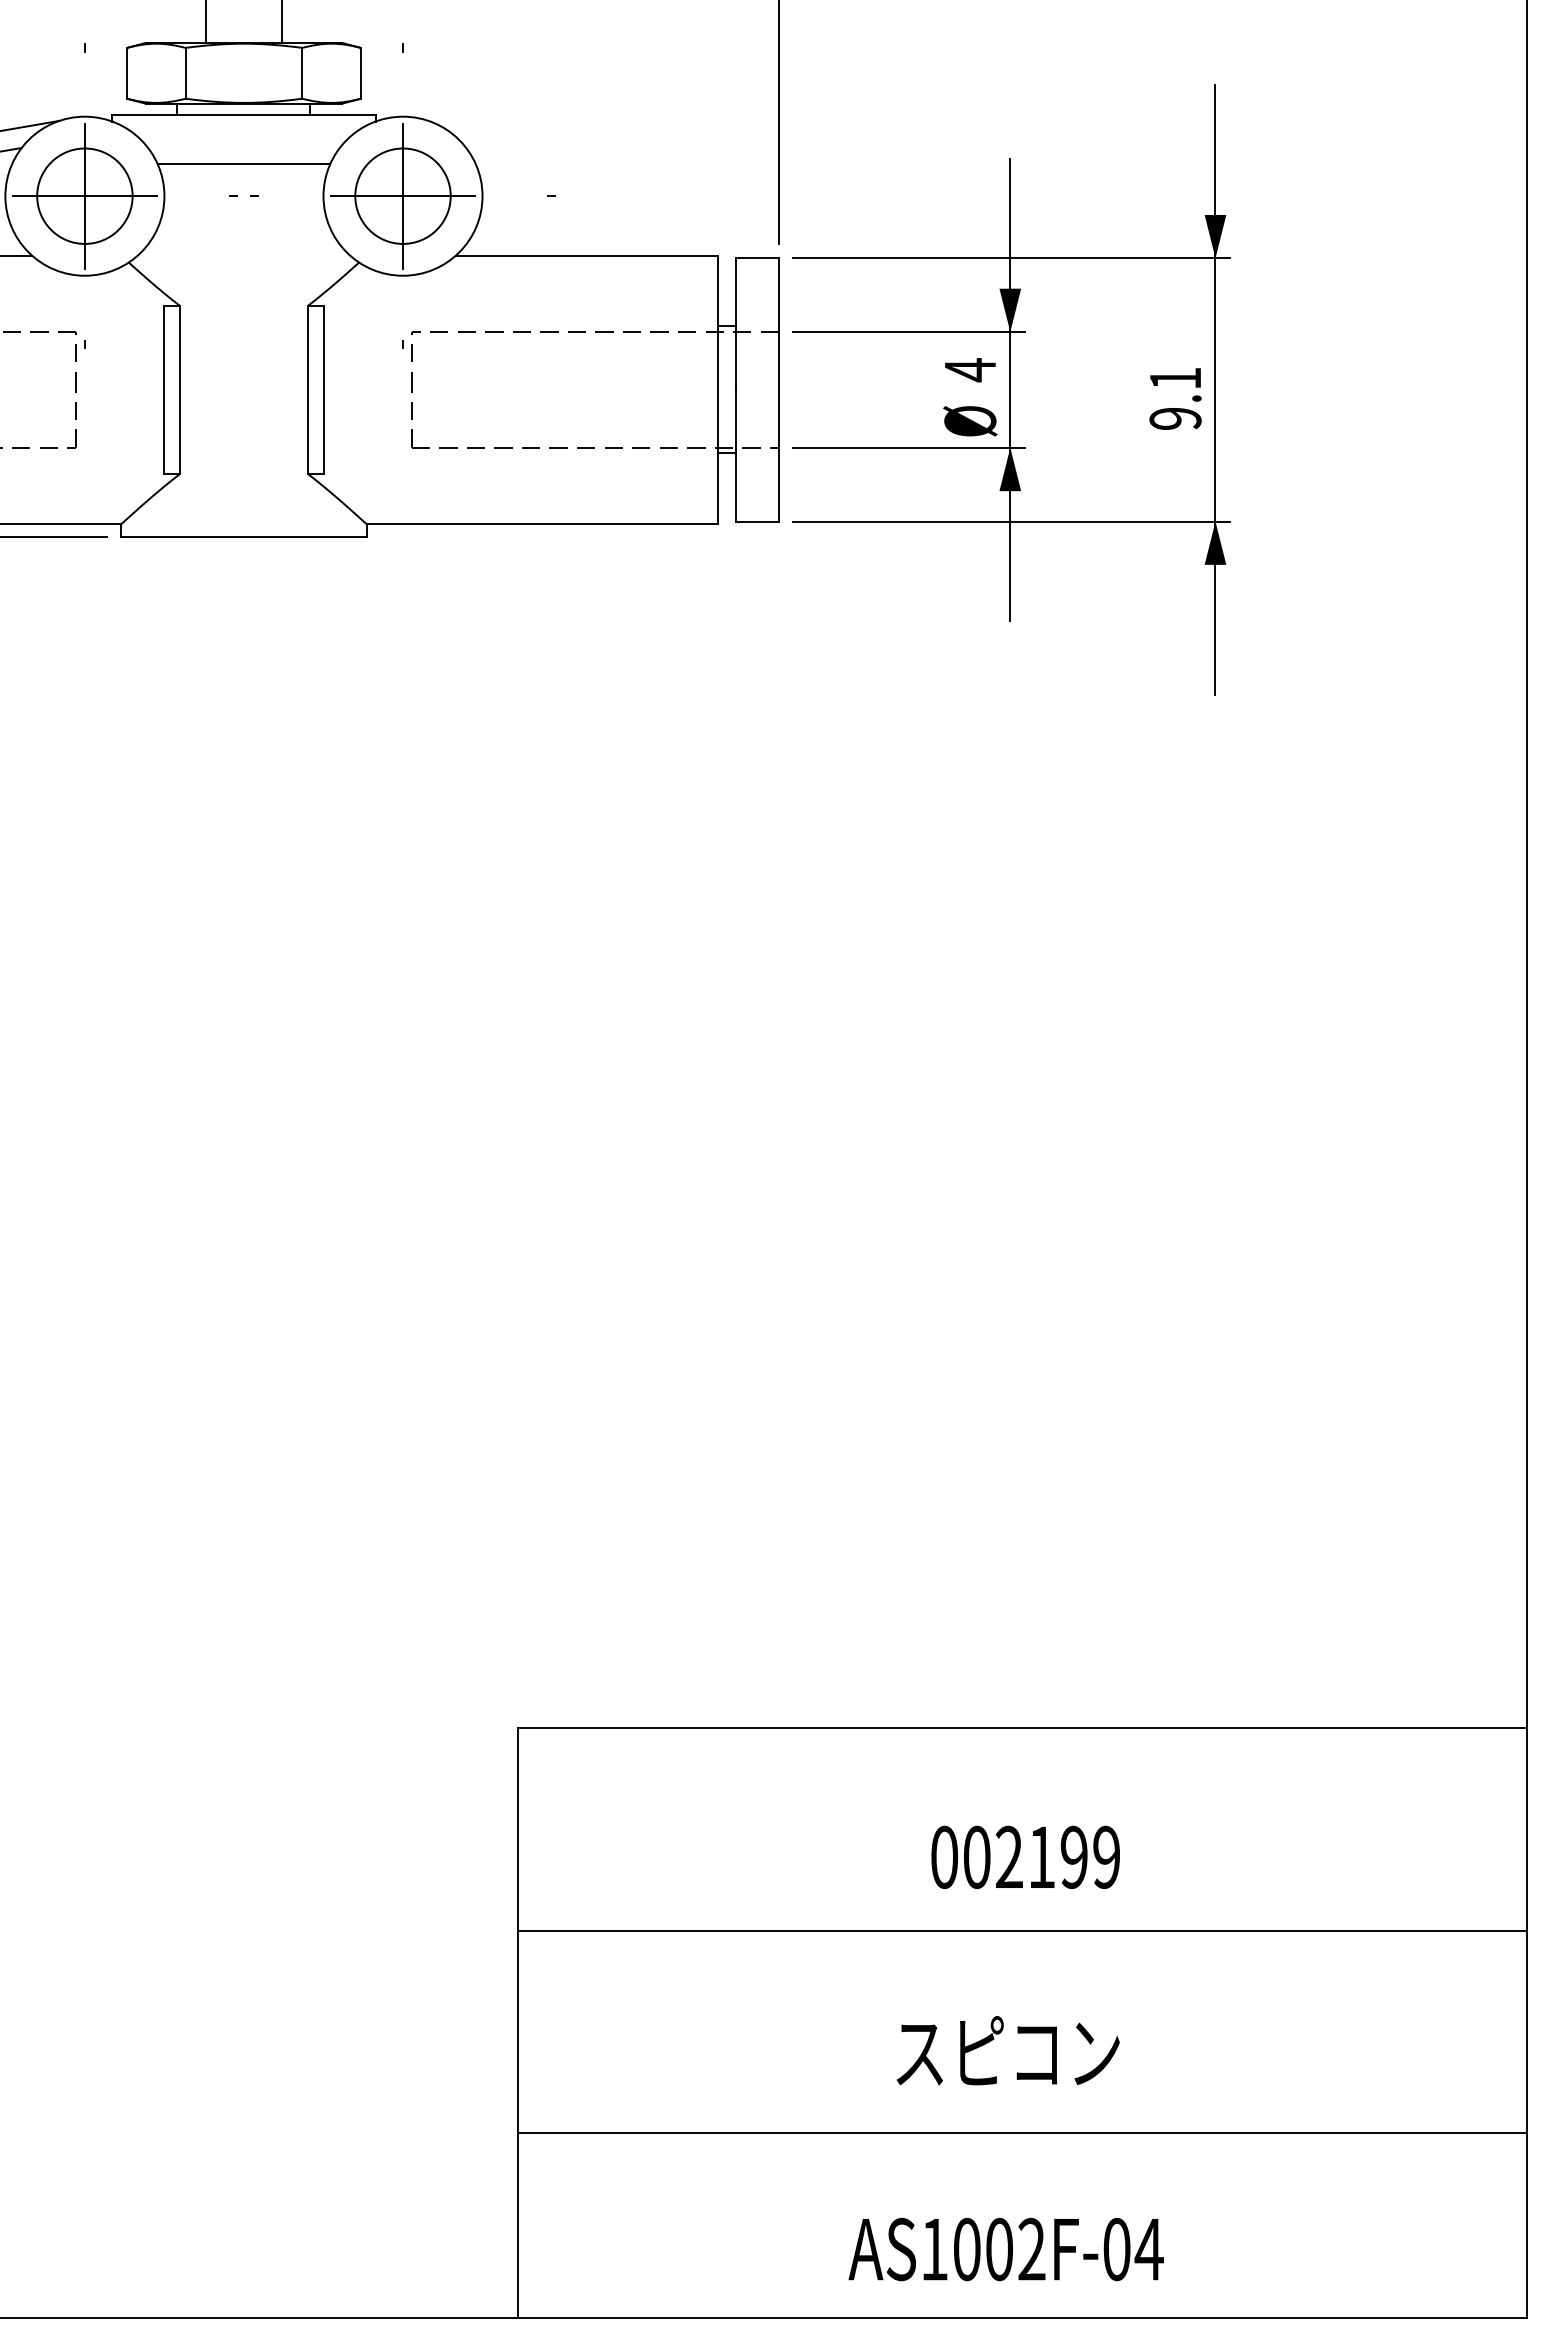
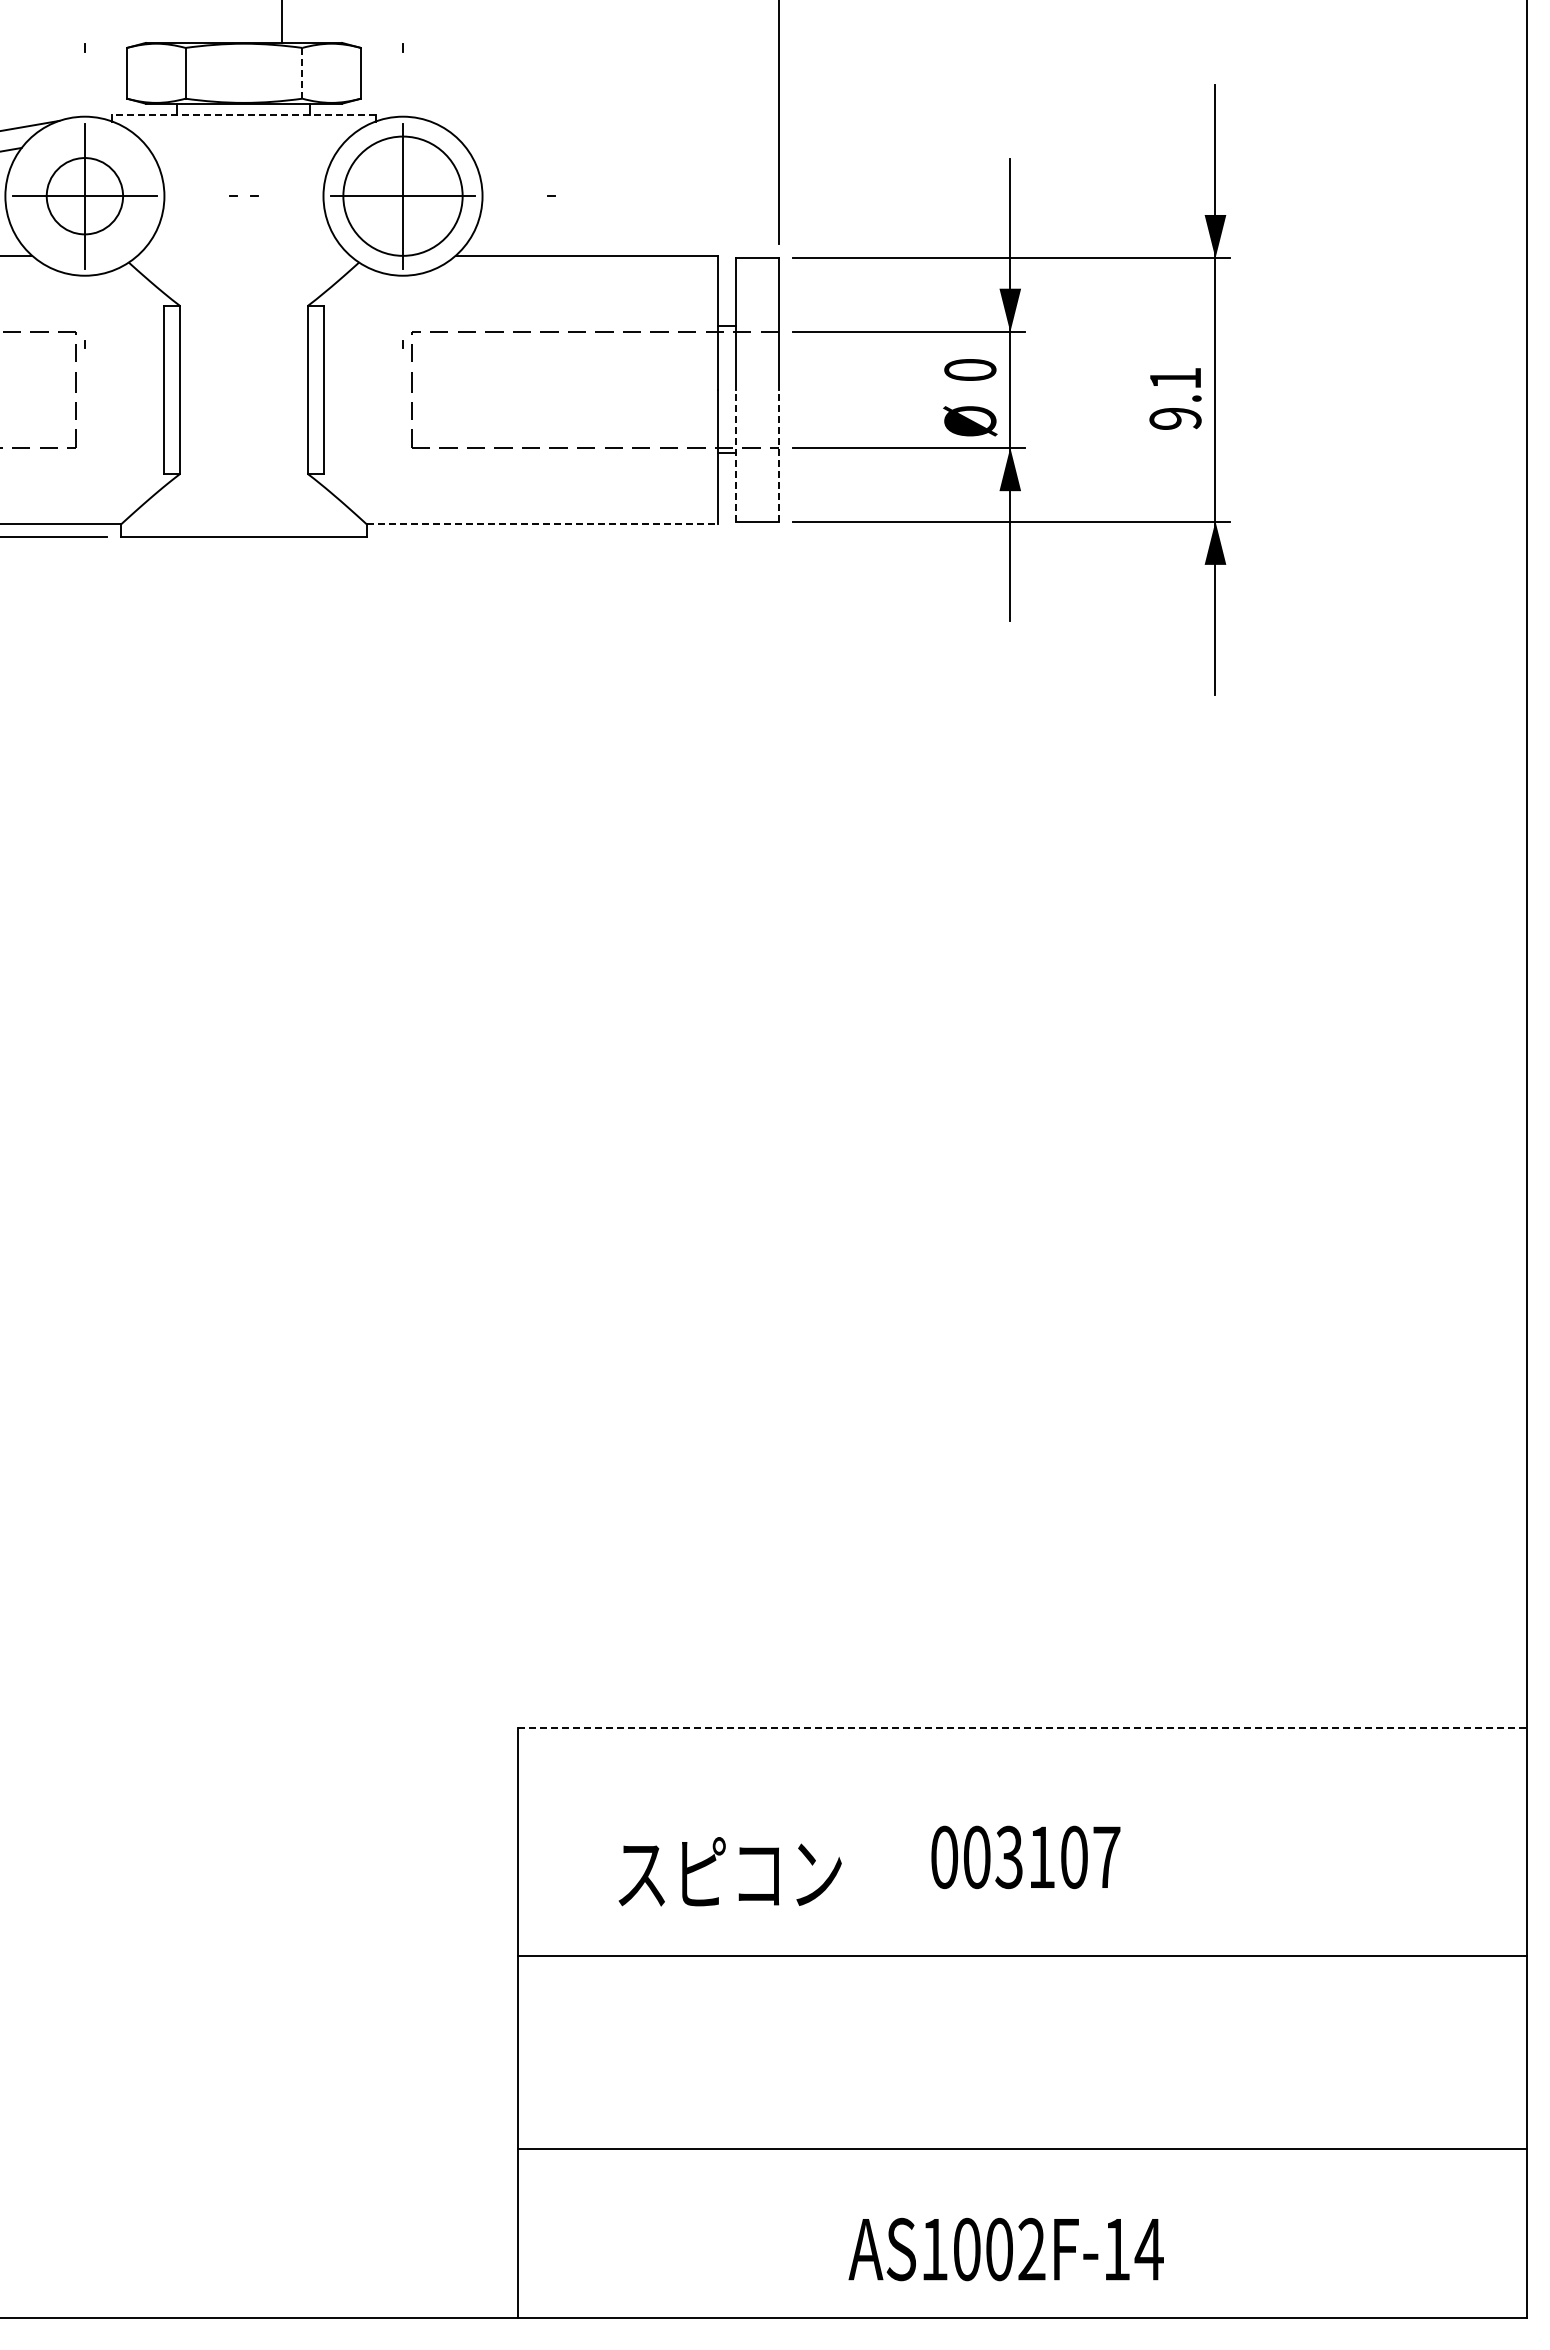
line: present -> none (206, 22)
line: solid -> dashed (302, 72)
line: solid -> dashed (243, 115)
line: present -> none (243, 164)
circle diameter: 95 px -> 76 px (84, 196)
circle diameter: 95 px -> 119 px (402, 195)
text: 4 -> 0 (970, 370)
line: solid -> dashed (735, 455)
line: solid -> dashed (778, 455)
line: solid -> dashed (542, 524)
line: solid -> dashed (1022, 1728)
text: 002199 -> 003107 (1057, 1857)
line position: (1021, 1930) -> (1021, 1955) (1021, 1955)
text position: (1007, 2050) -> (729, 1871) (729, 1871)
line position: (1021, 2133) -> (1021, 2149) (1021, 2149)
text: AS1002F-04 -> AS1002F-14 (1116, 2249)
